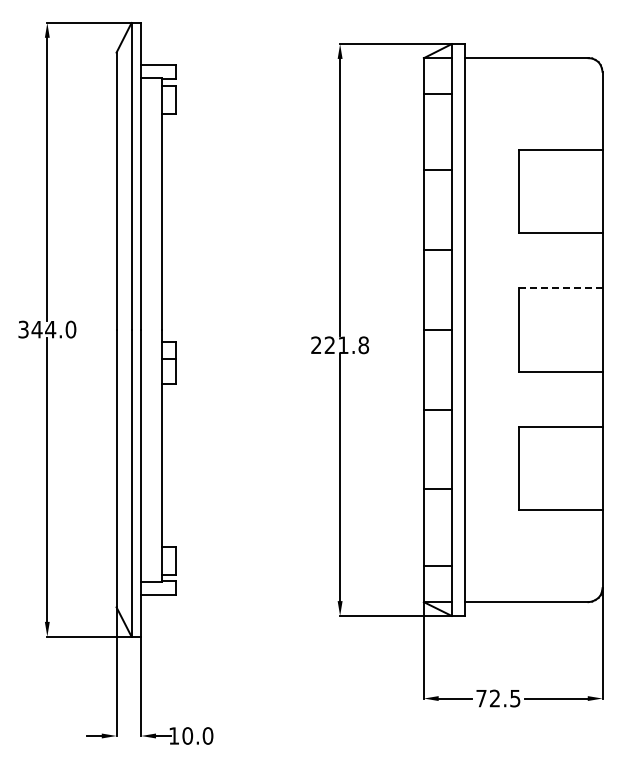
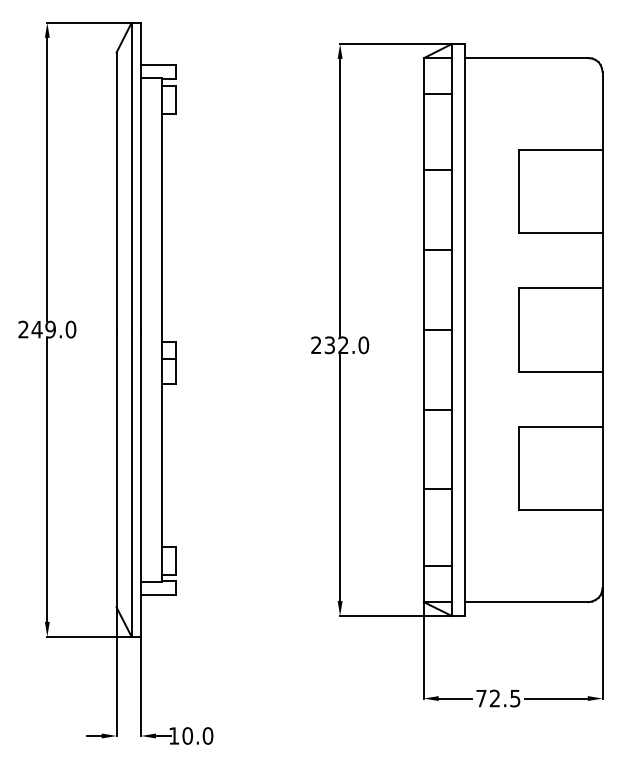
line: dashed -> solid (560, 288)
text: 344.0 -> 249.0 (37, 329)
text: 221.8 -> 232.0 (346, 345)
